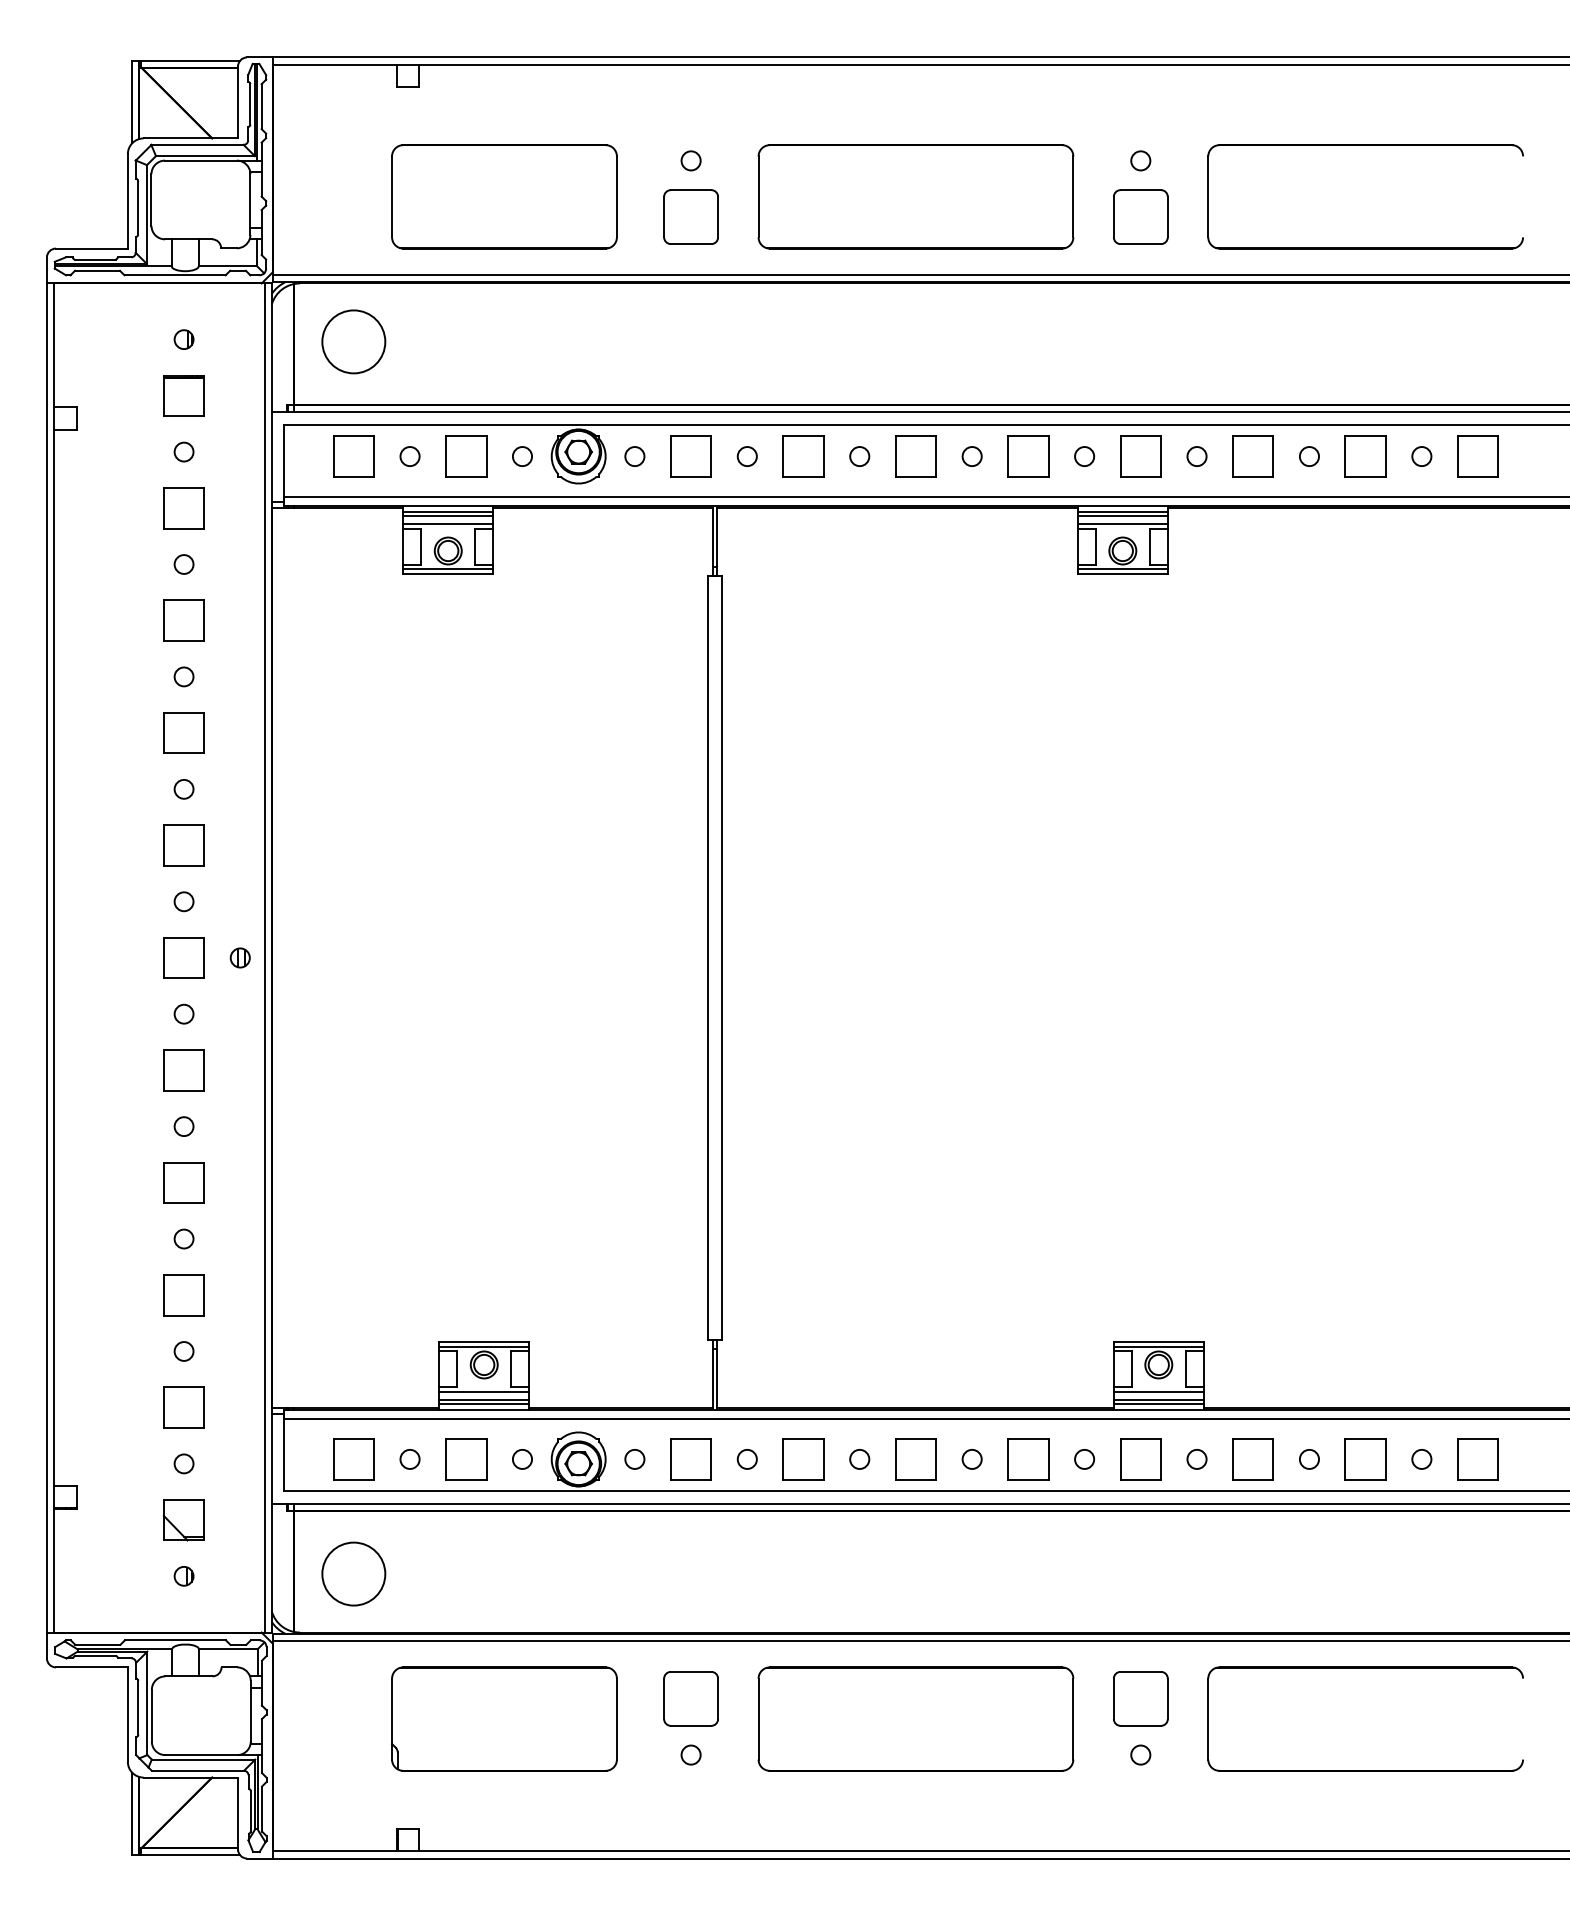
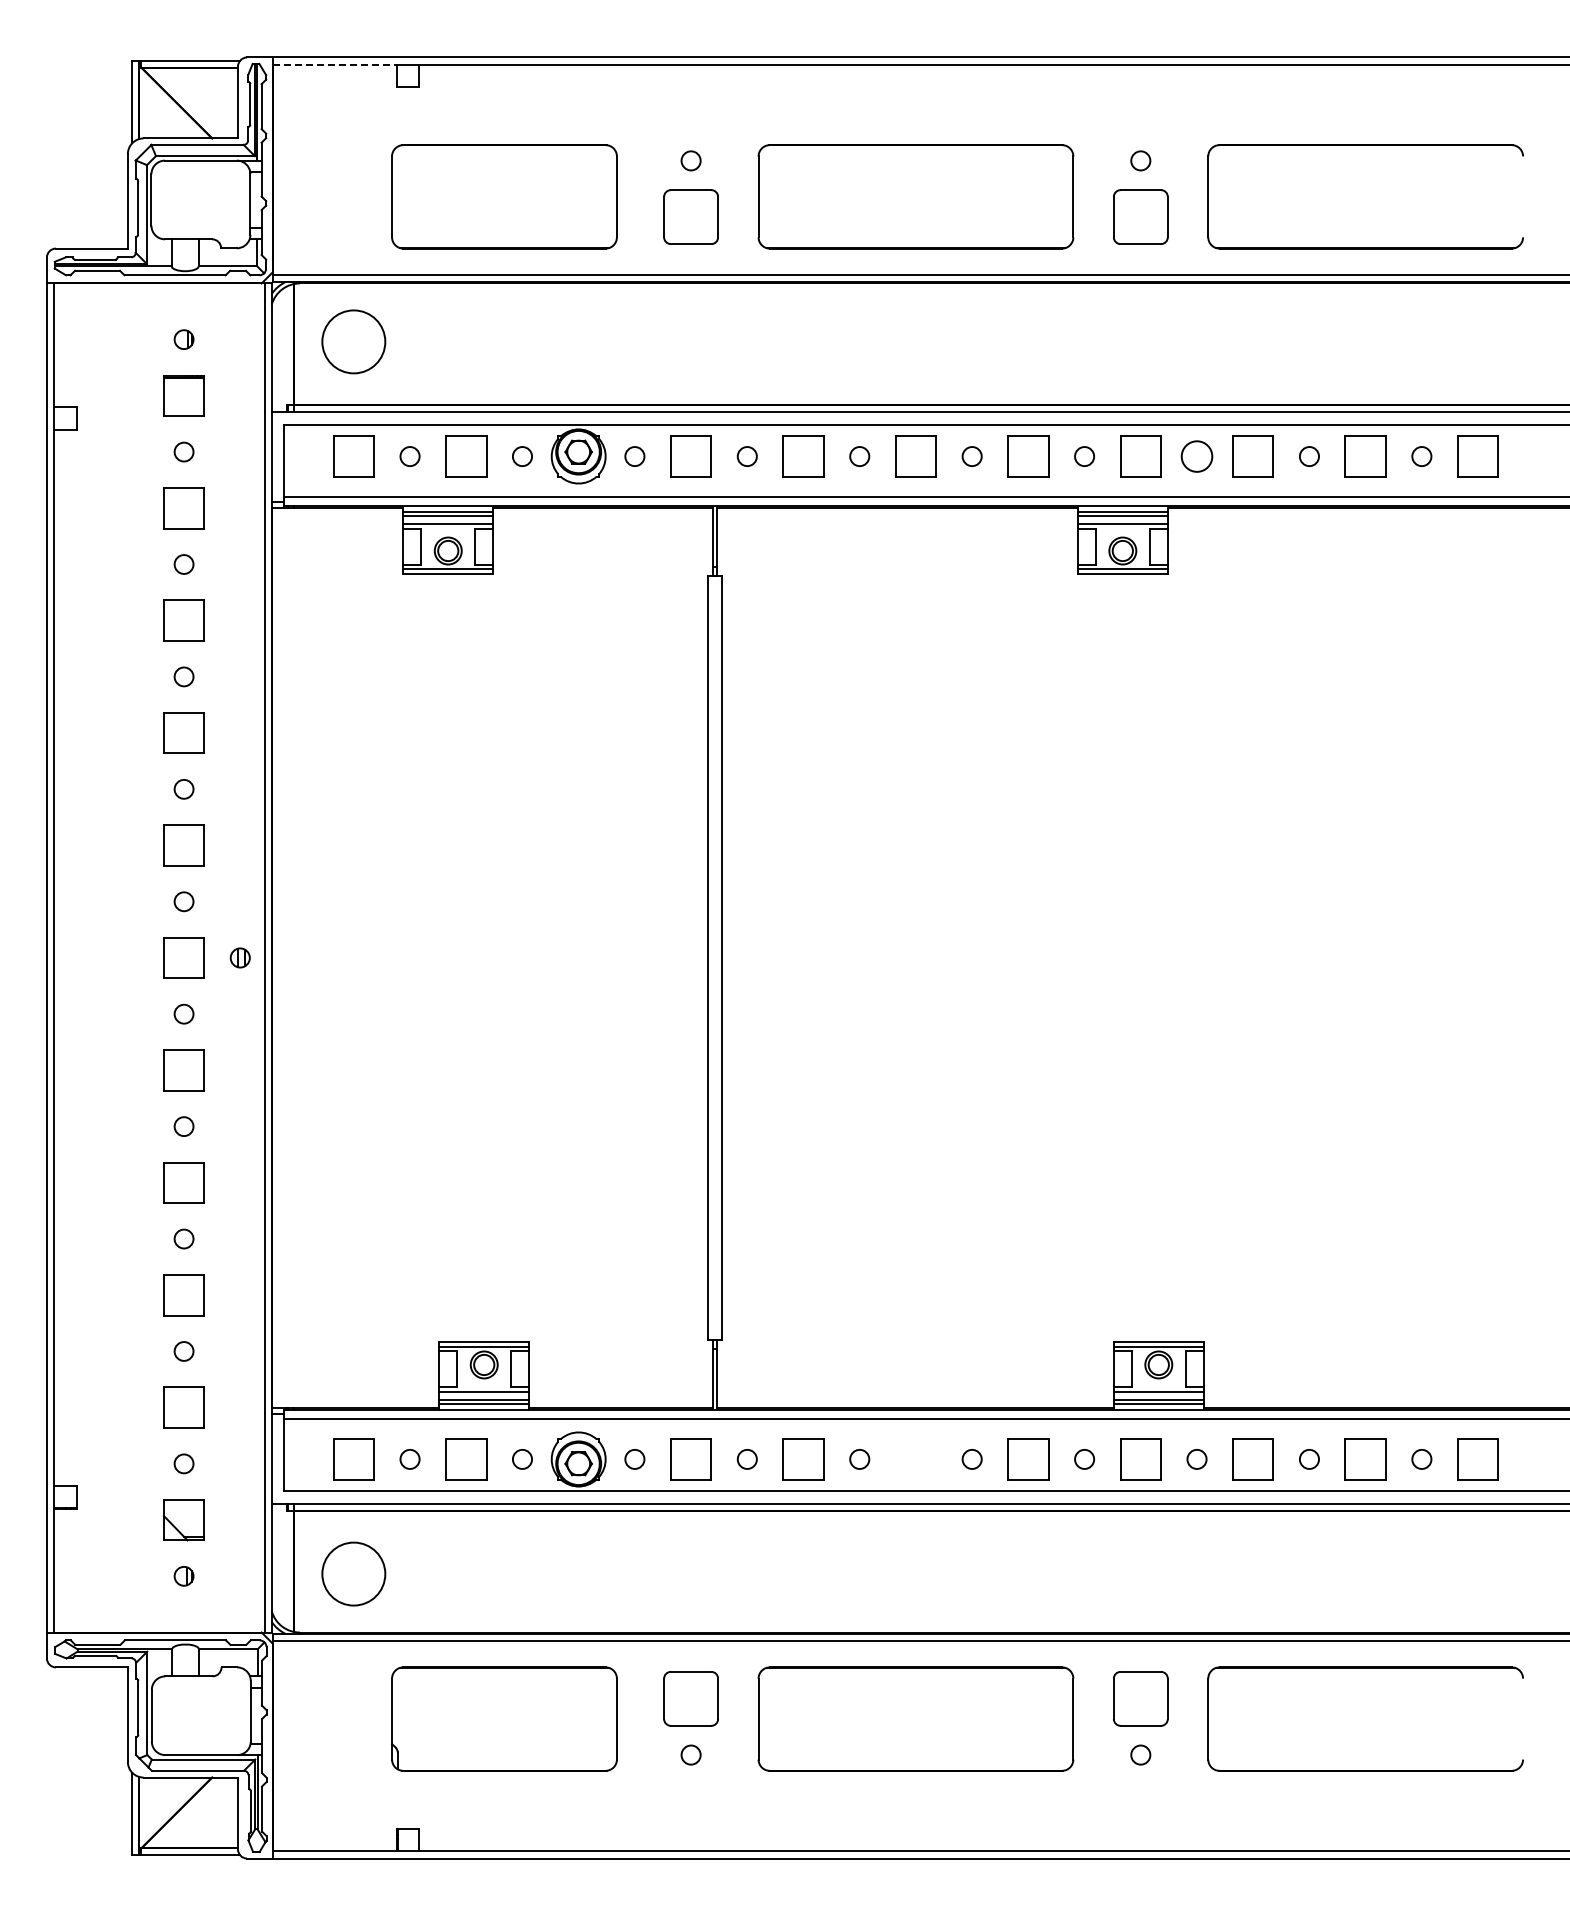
line: solid -> dashed (334, 64)
circle diameter: 19 px -> 31 px (1196, 456)
part: present -> none (915, 1459)
